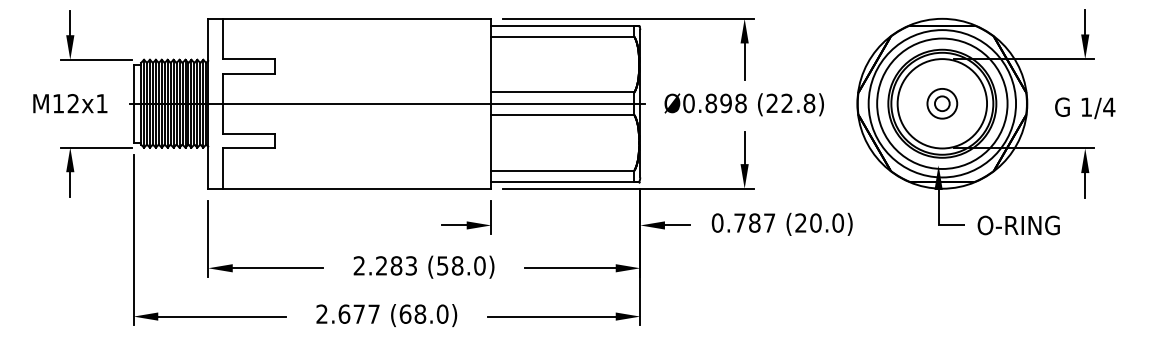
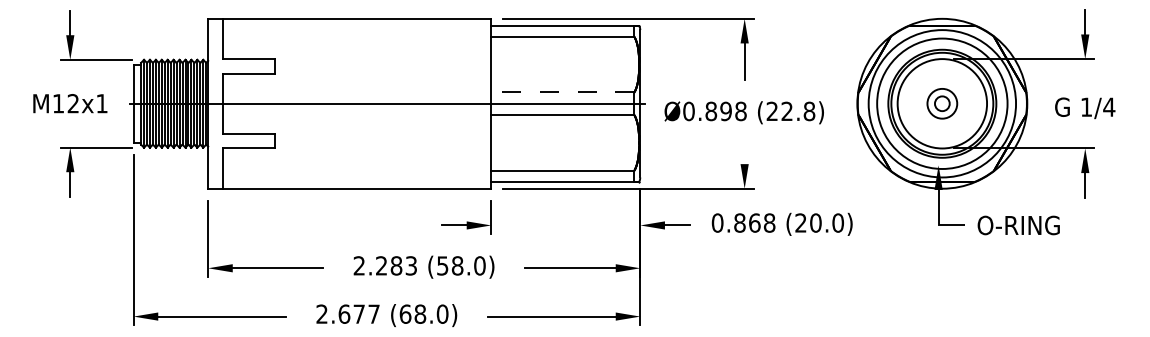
line: solid -> dashed (562, 92)
text position: (743, 104) -> (743, 112) (743, 112)
line: present -> none (744, 148)
text: 0.787 -> 0.868 (754, 222)
